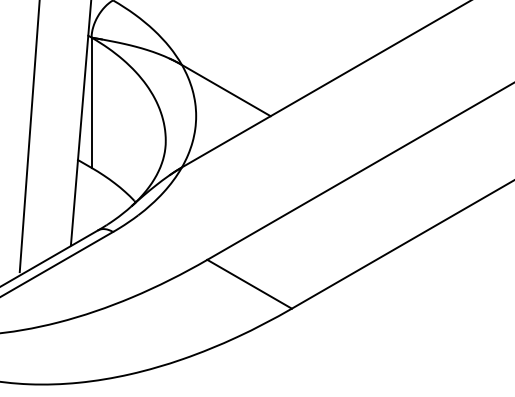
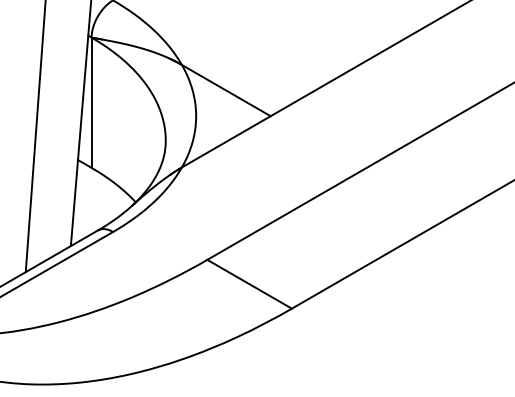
line position: (29, 137) -> (35, 137) (35, 137)
